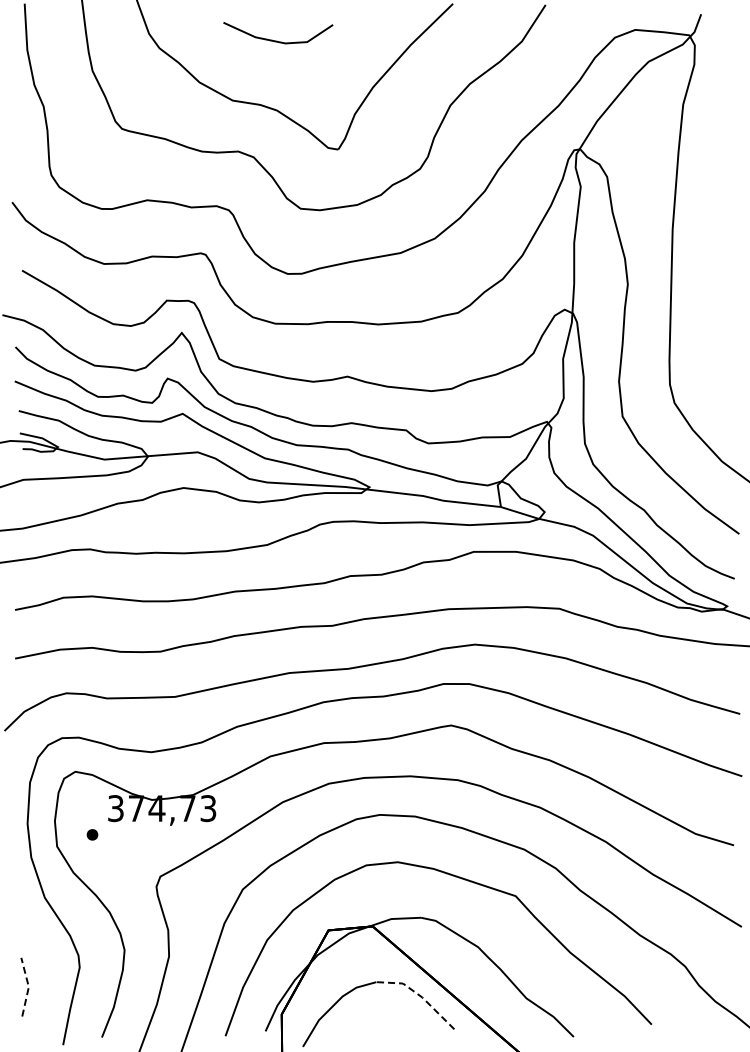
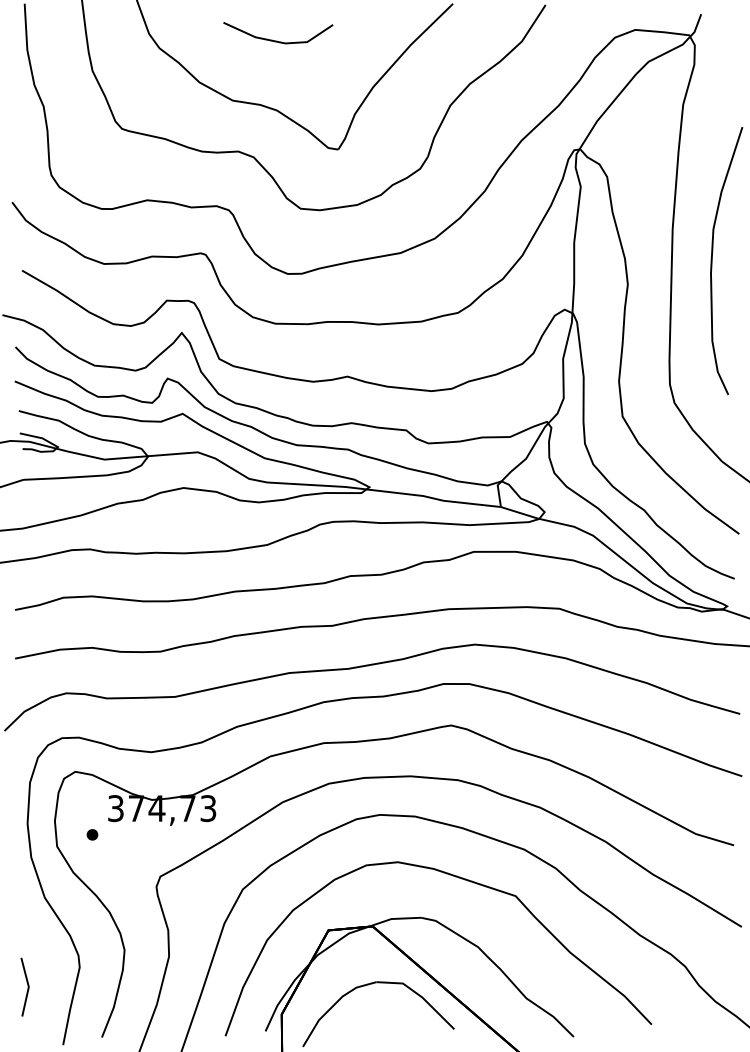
curve: none -> present (712, 260)
line: dashed -> solid (28, 987)
line: dashed -> solid (419, 995)
